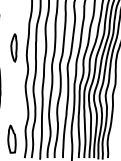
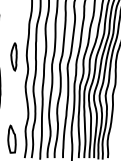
part position: (13, 47) -> (13, 56) (13, 56)
